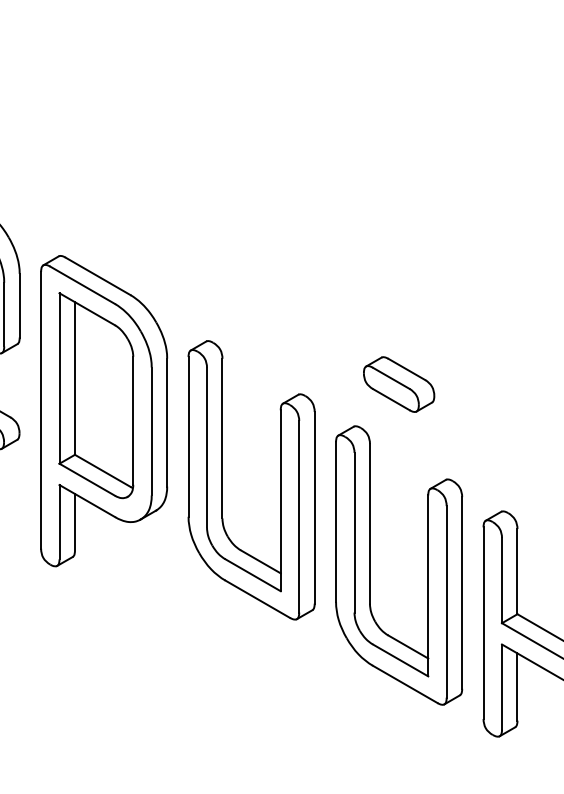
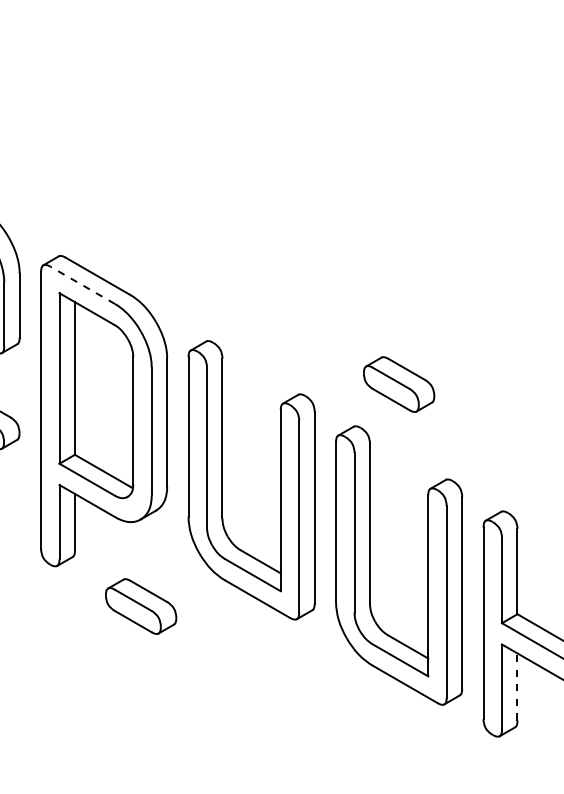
line: solid -> dashed (82, 285)
part: none -> present (141, 606)
line: solid -> dashed (517, 687)
